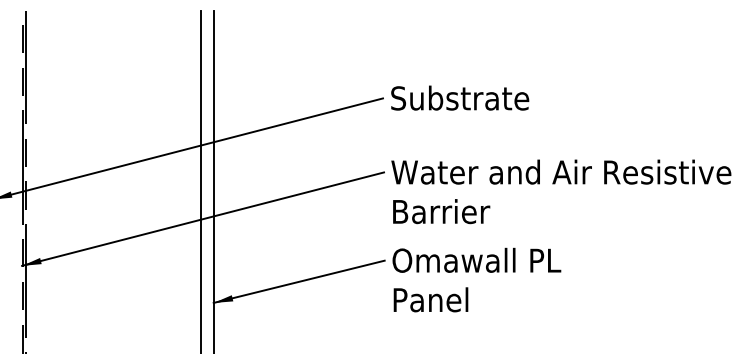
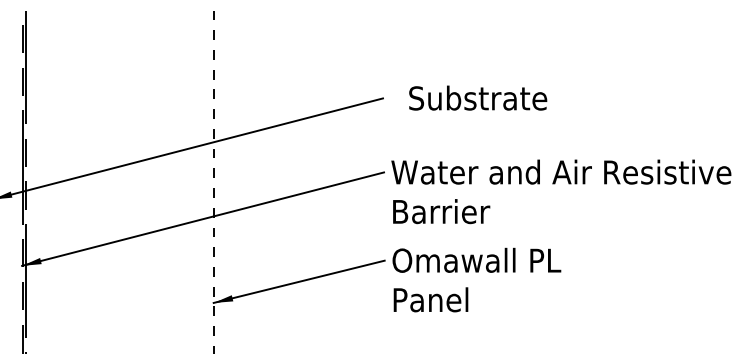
text position: (460, 97) -> (478, 97) (478, 97)
line: present -> none (201, 180)
line: solid -> dashed (213, 182)
